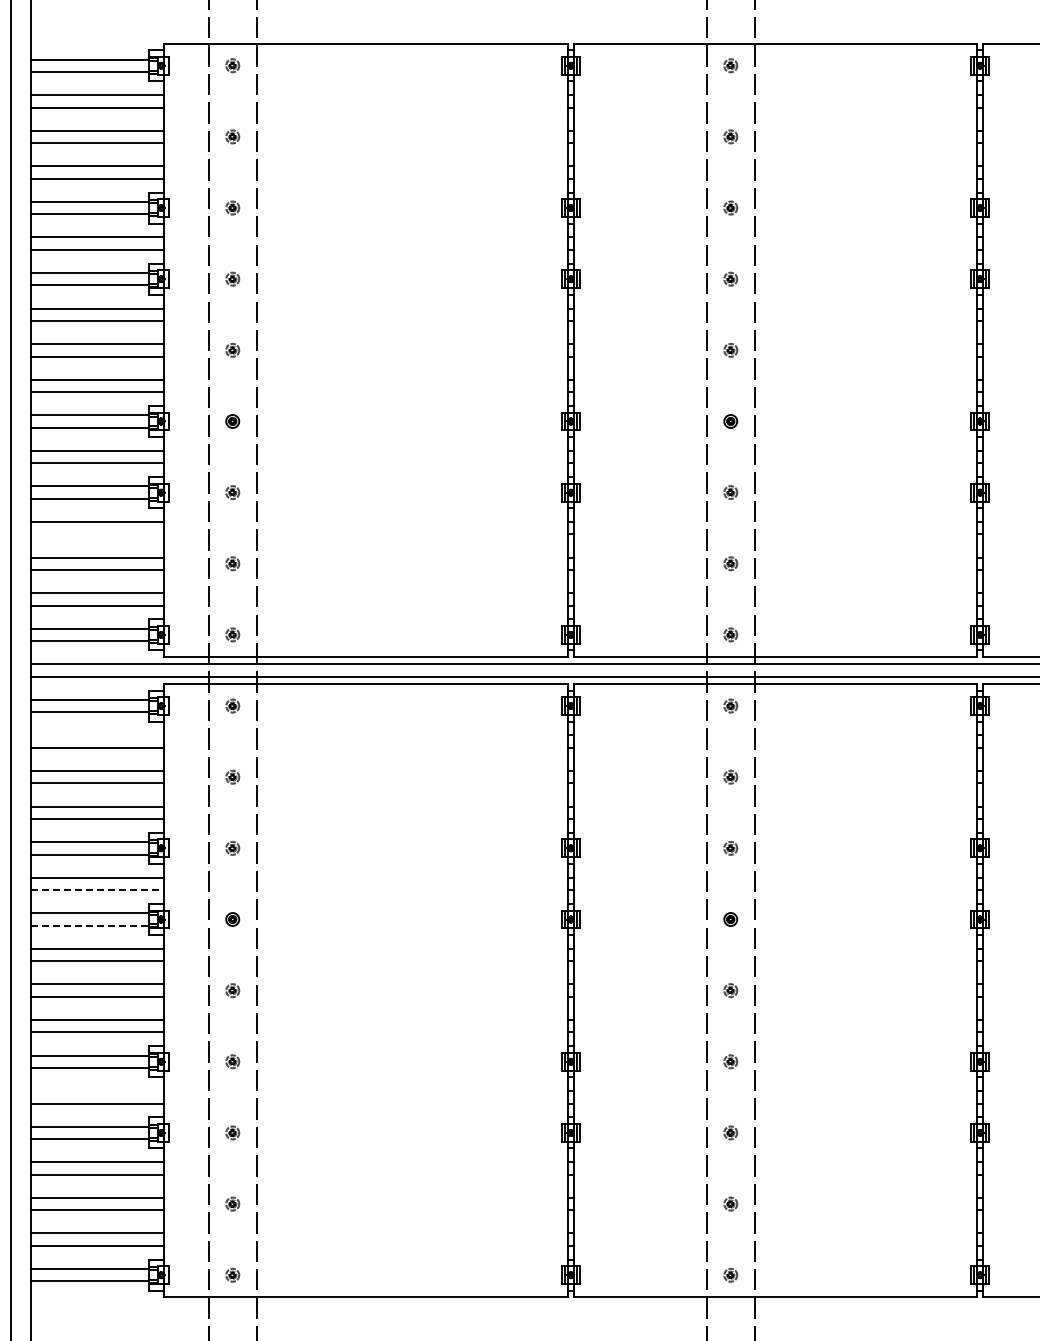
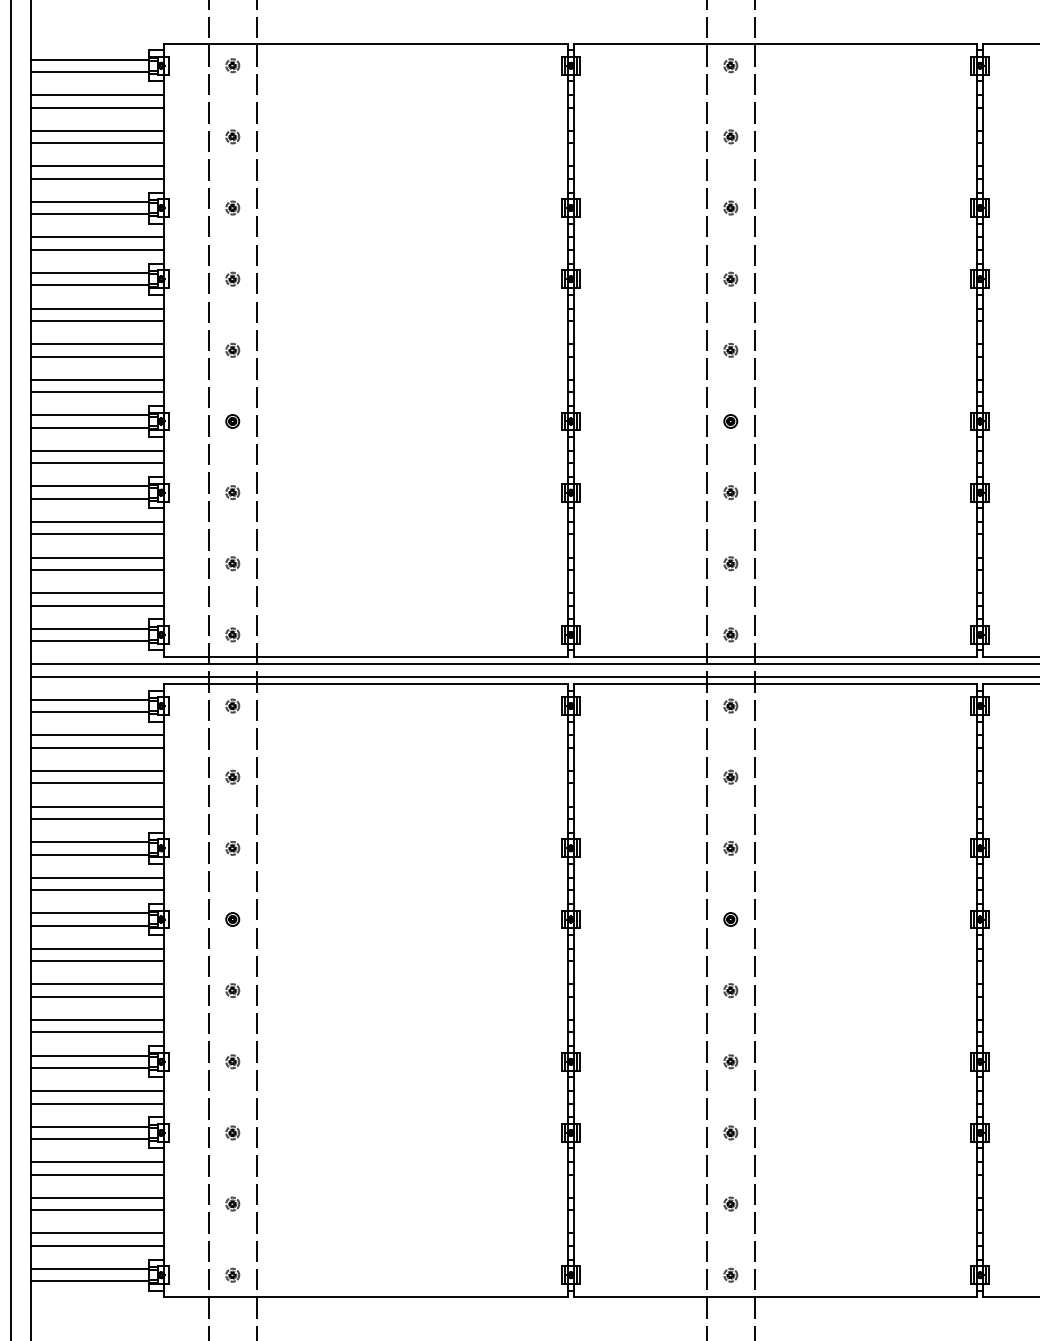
line: none -> present (97, 534)
line: none -> present (97, 735)
line: dashed -> solid (97, 890)
line: dashed -> solid (90, 925)
line: none -> present (97, 1091)
